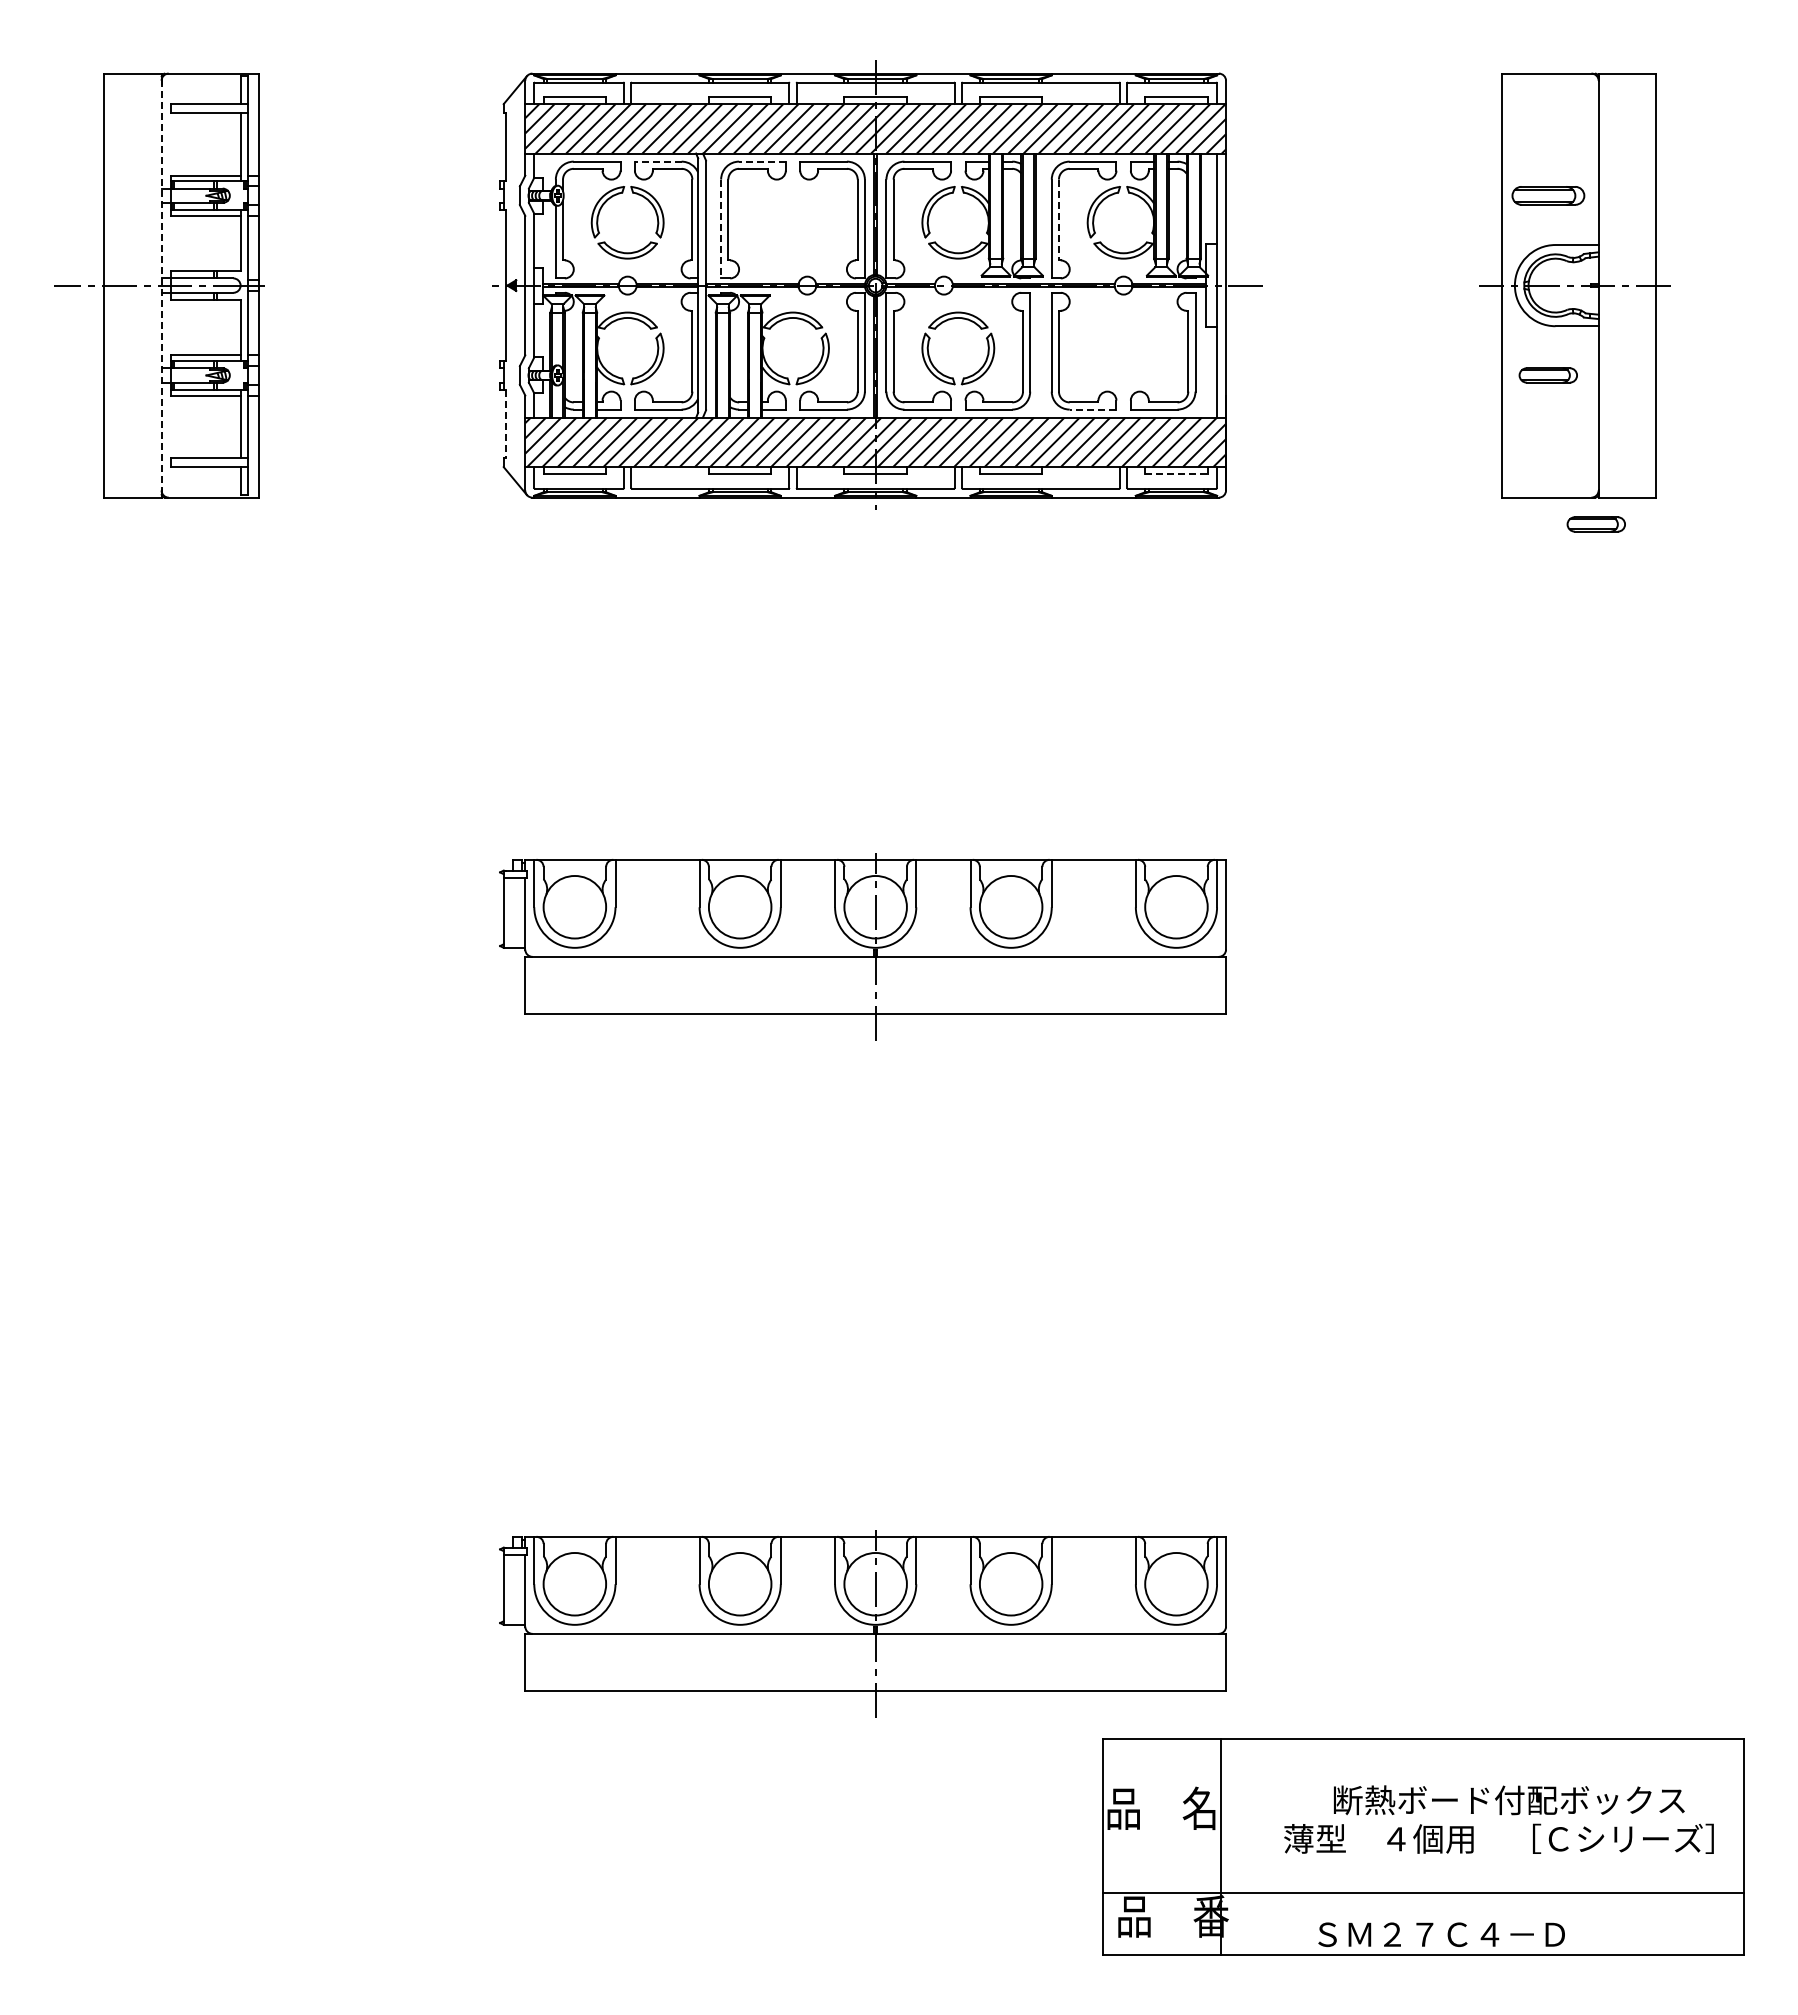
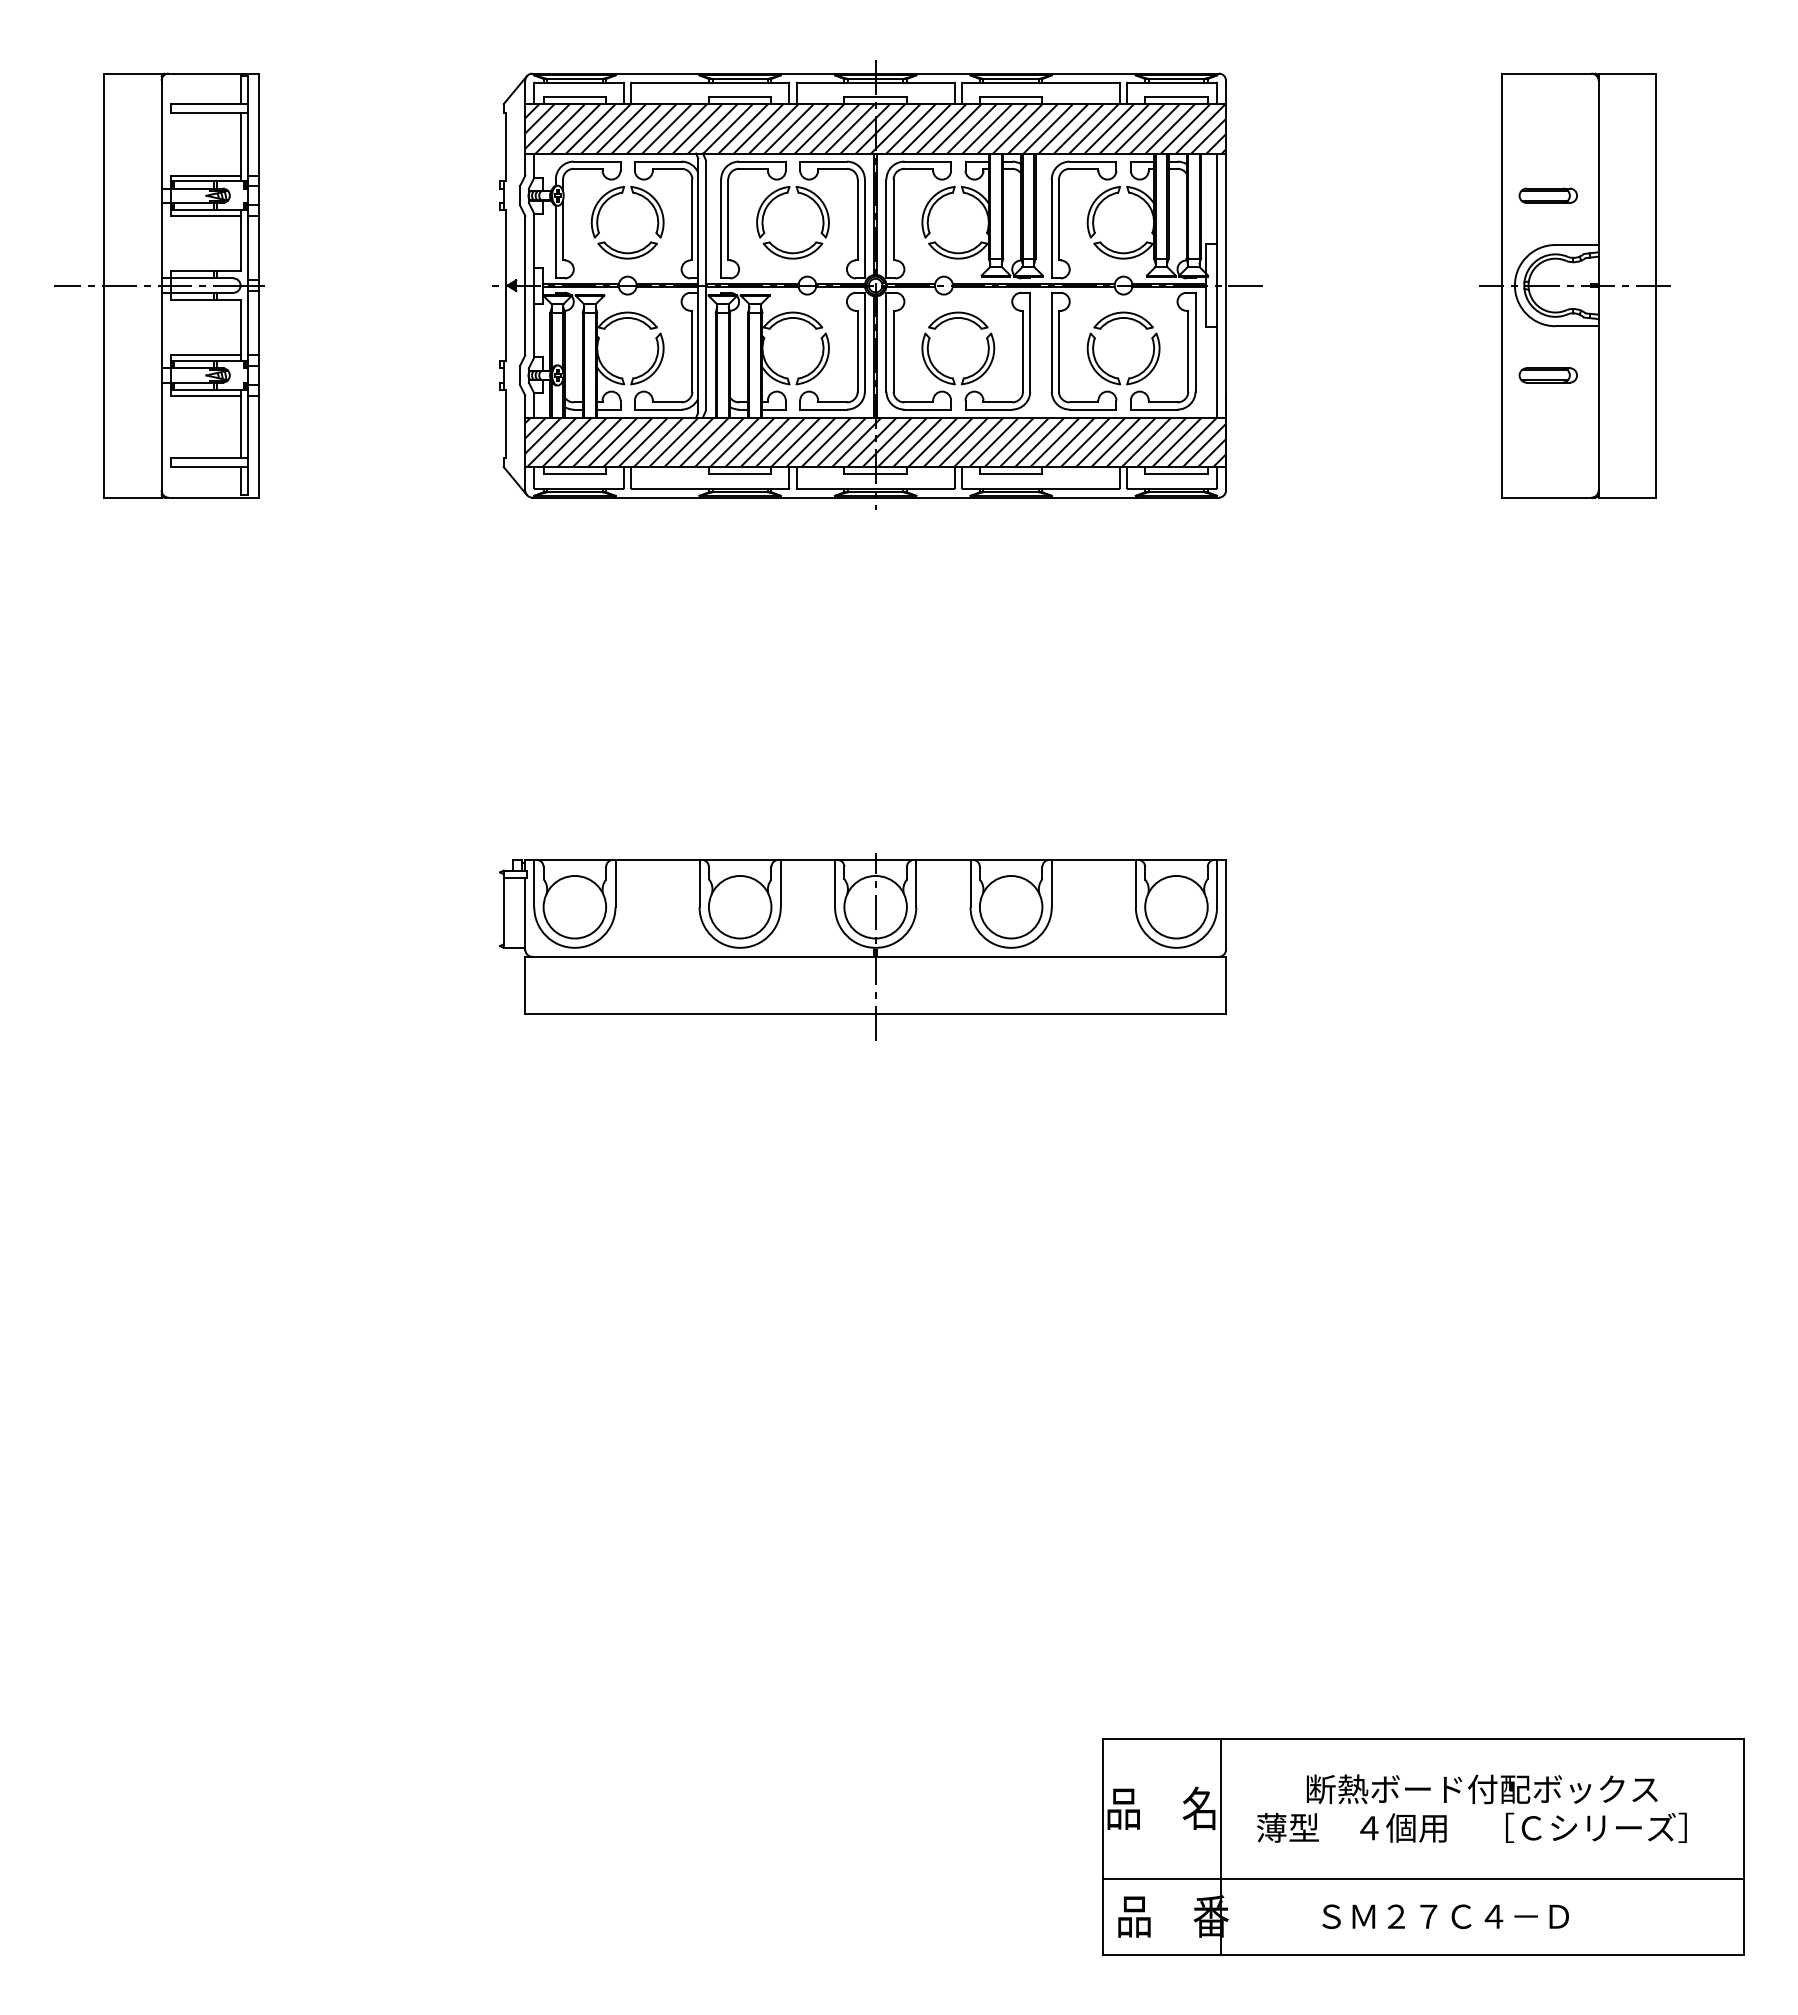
line: dashed -> solid (657, 161)
line: dashed -> solid (761, 161)
part size: 75x20 px -> 60x17 px (1547, 195)
part: none -> present (767, 208)
line: dashed -> solid (1058, 220)
line: dashed -> solid (721, 229)
line: dashed -> solid (161, 285)
part: none -> present (1094, 349)
line: dashed -> solid (1092, 409)
line: dashed -> solid (505, 424)
line: dashed -> solid (1176, 474)
part: present -> none (1595, 524)
part: present -> none (862, 1623)
text position: (1498, 1819) -> (1471, 1808) (1471, 1808)
line position: (1423, 1893) -> (1423, 1879) (1423, 1879)
text position: (1441, 1934) -> (1445, 1916) (1445, 1916)
